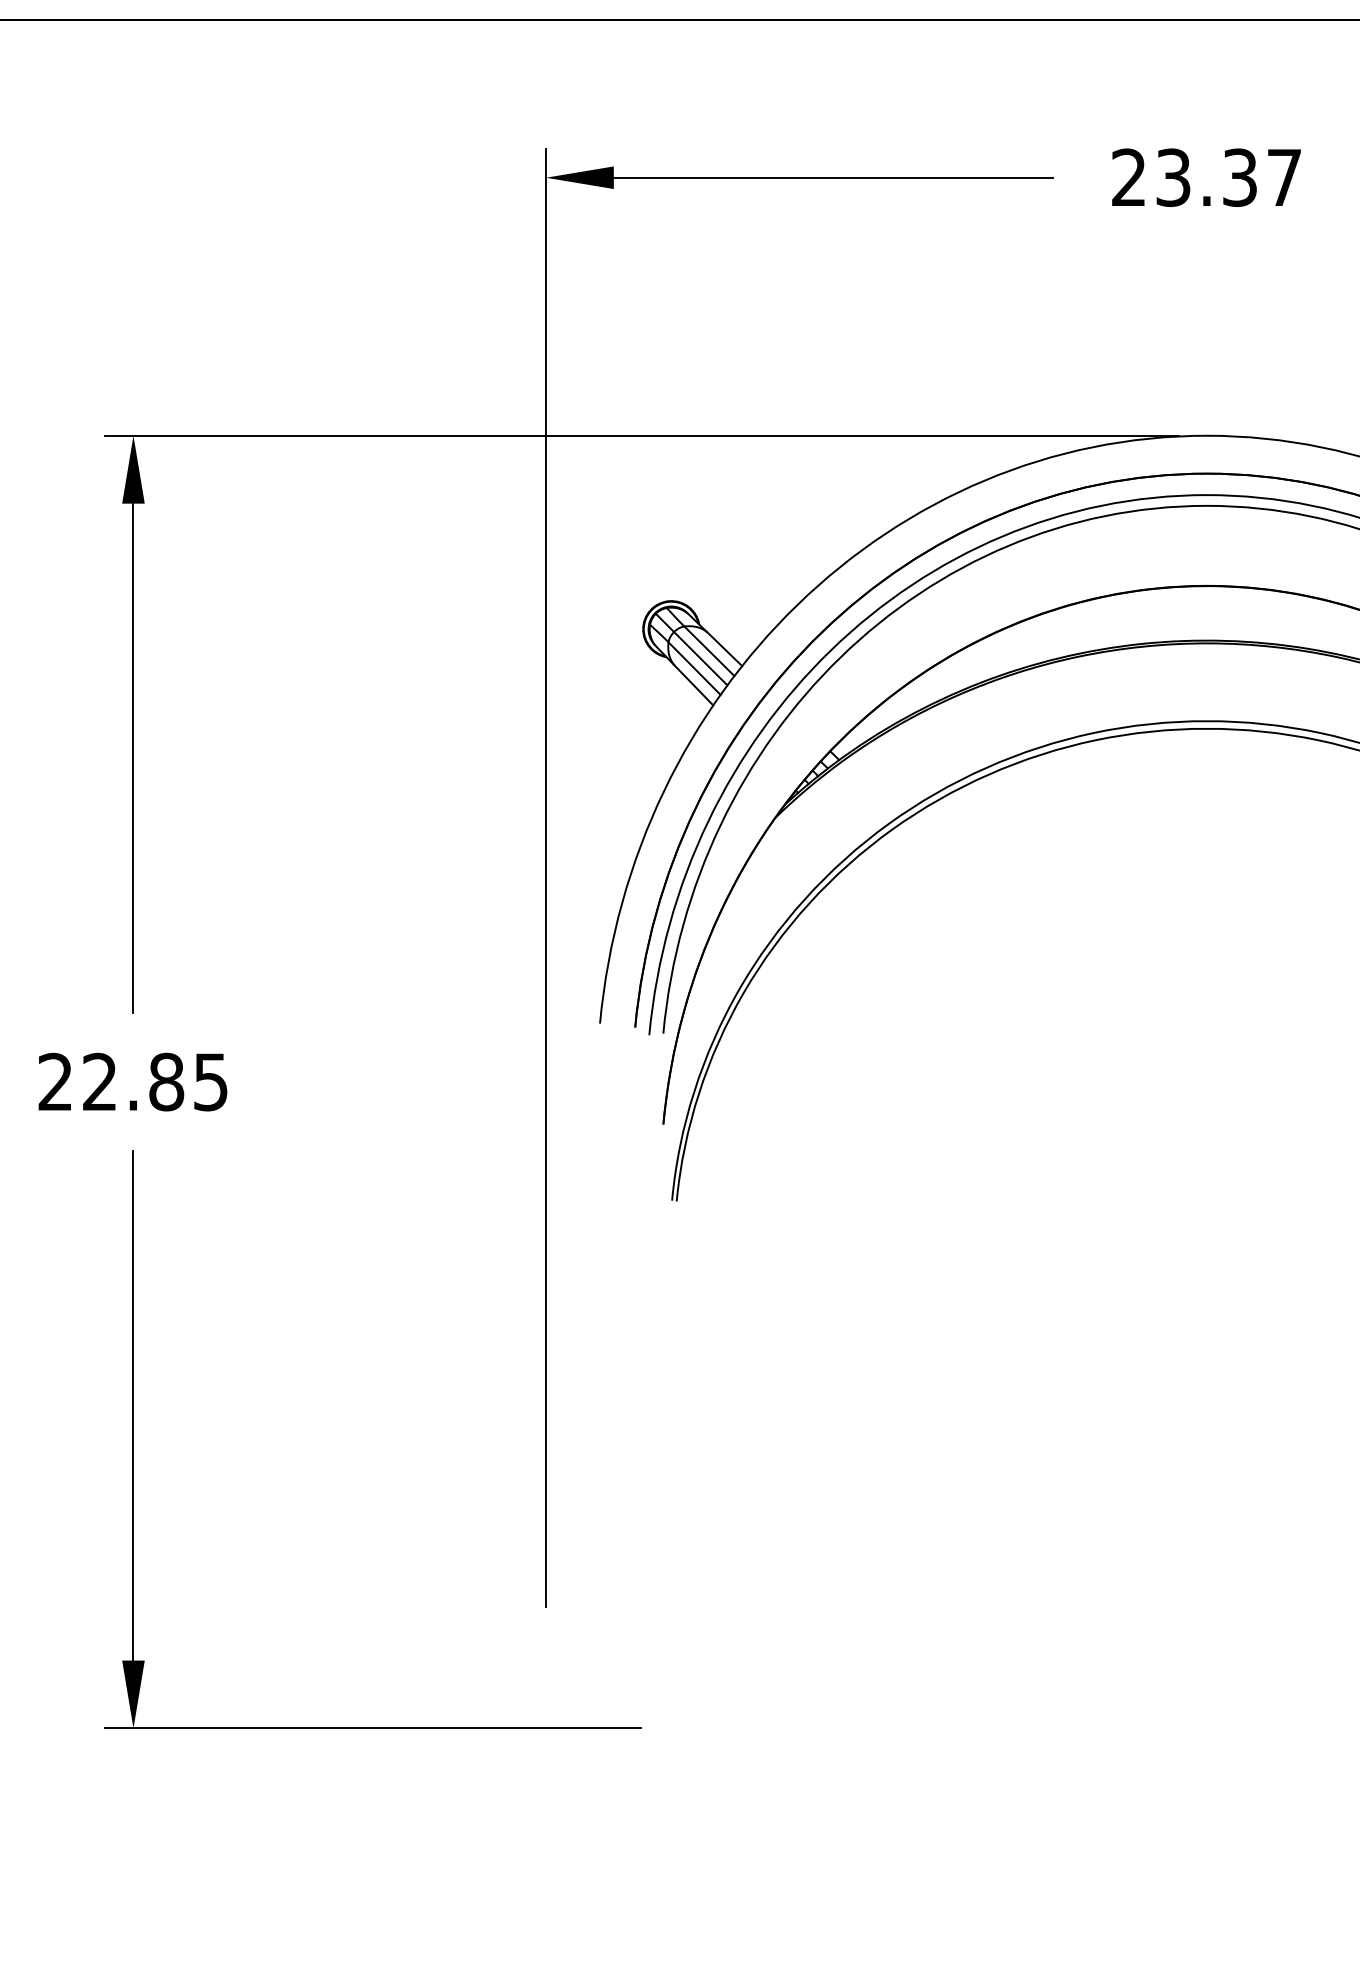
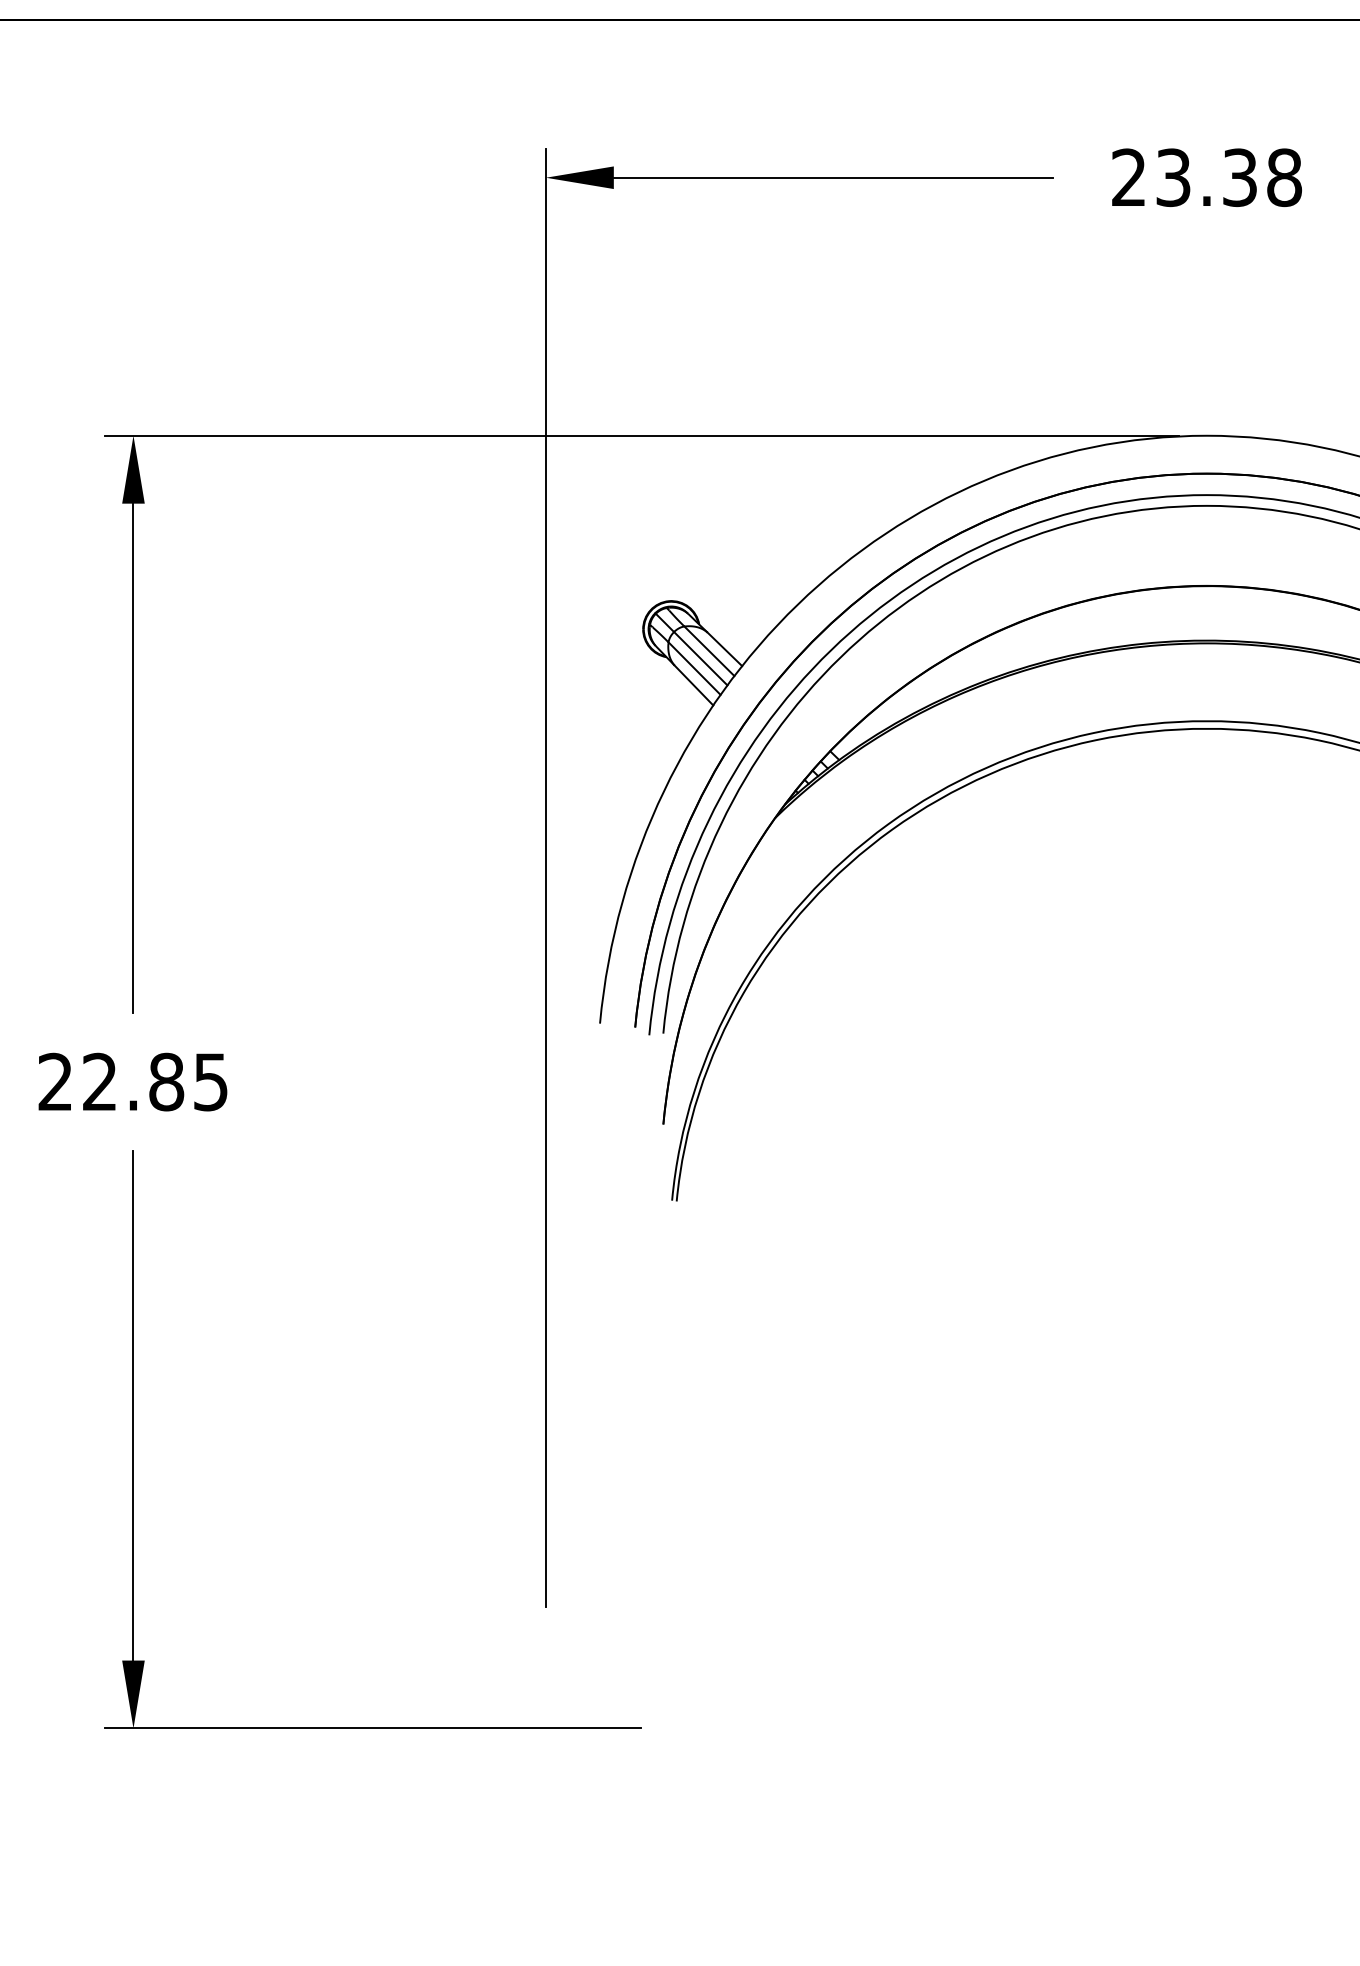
text: 23.37 -> 23.38 (1284, 177)
